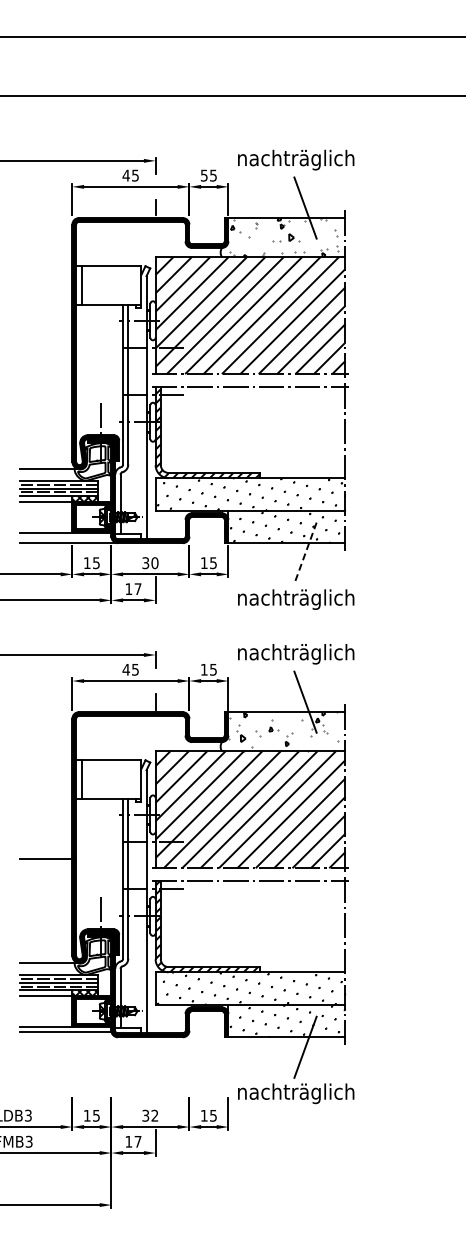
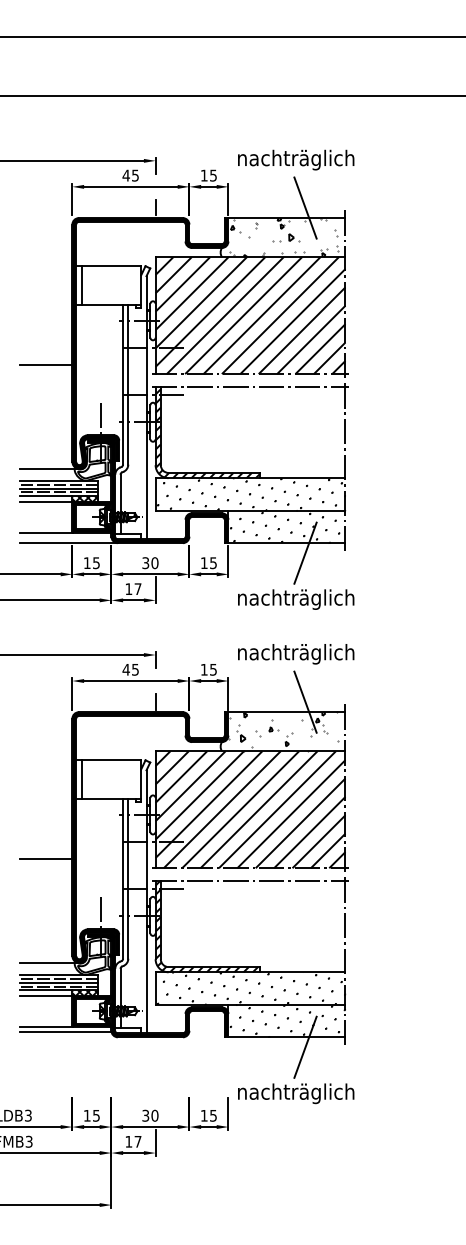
text: 55 -> 15 (203, 175)
line: none -> present (46, 365)
line: dashed -> solid (305, 553)
text: 32 -> 30 (154, 1115)
